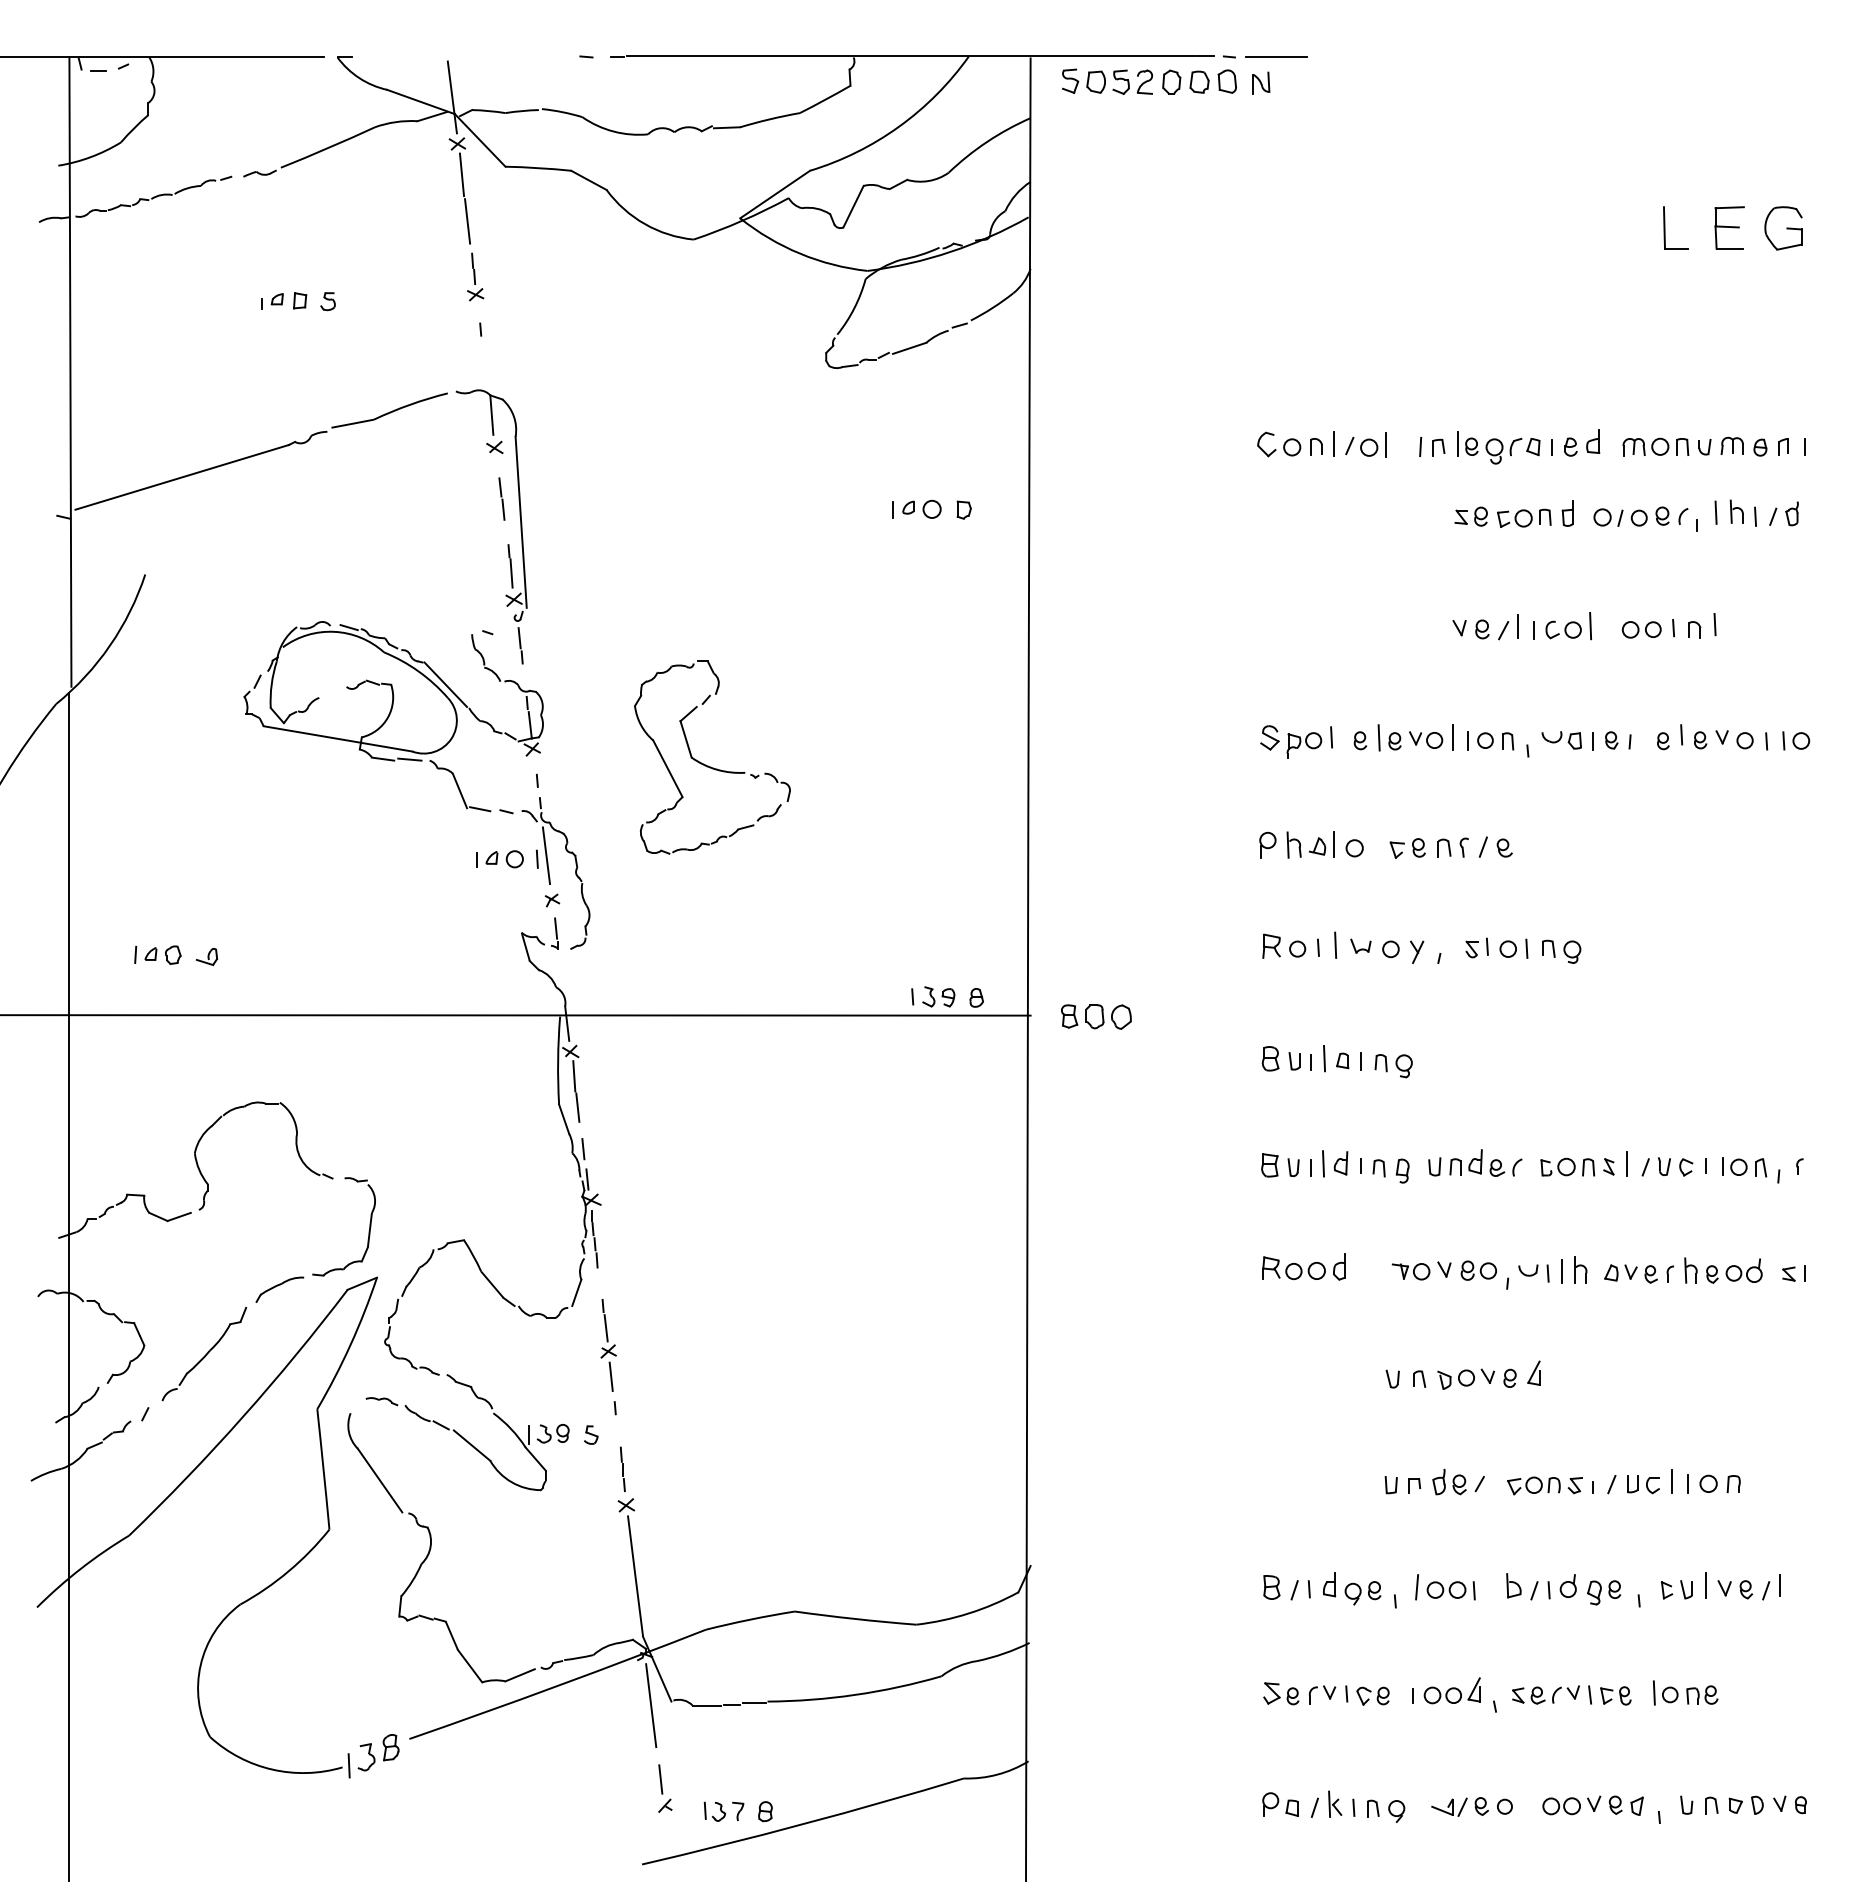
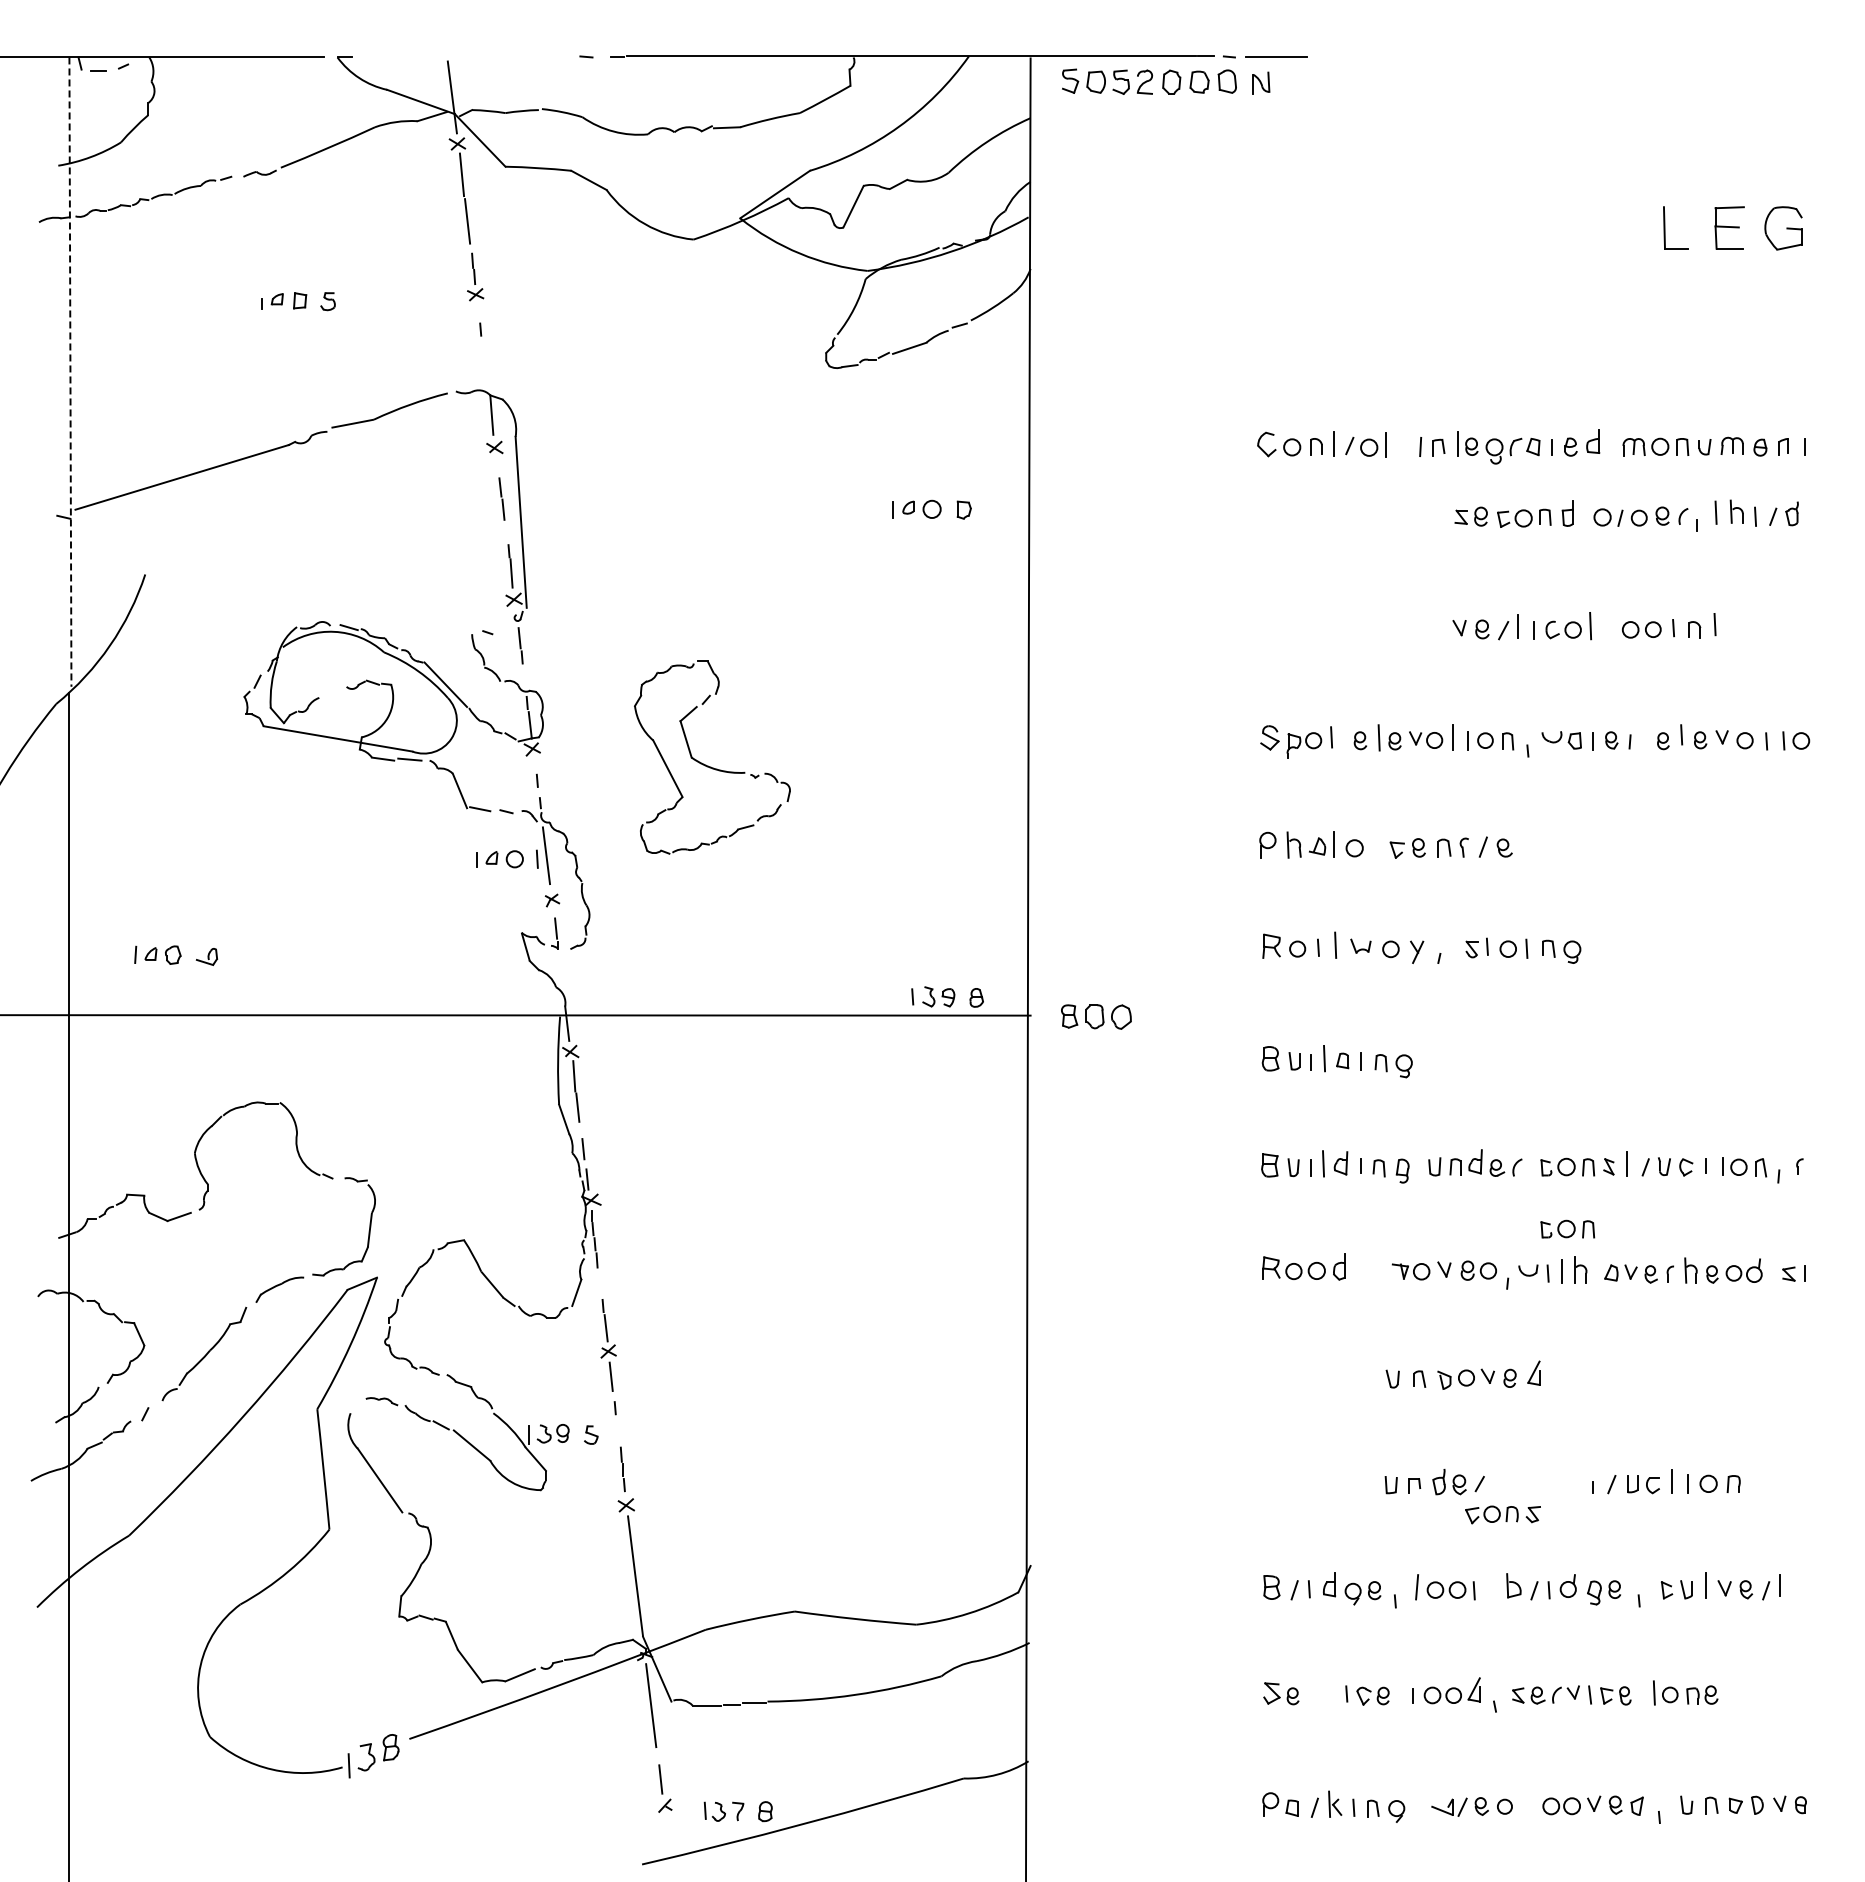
line: solid -> dashed (70, 372)
part: none -> present (1567, 1228)
part position: (1544, 1485) -> (1502, 1514) (1502, 1514)
part: present -> none (1322, 1694)
